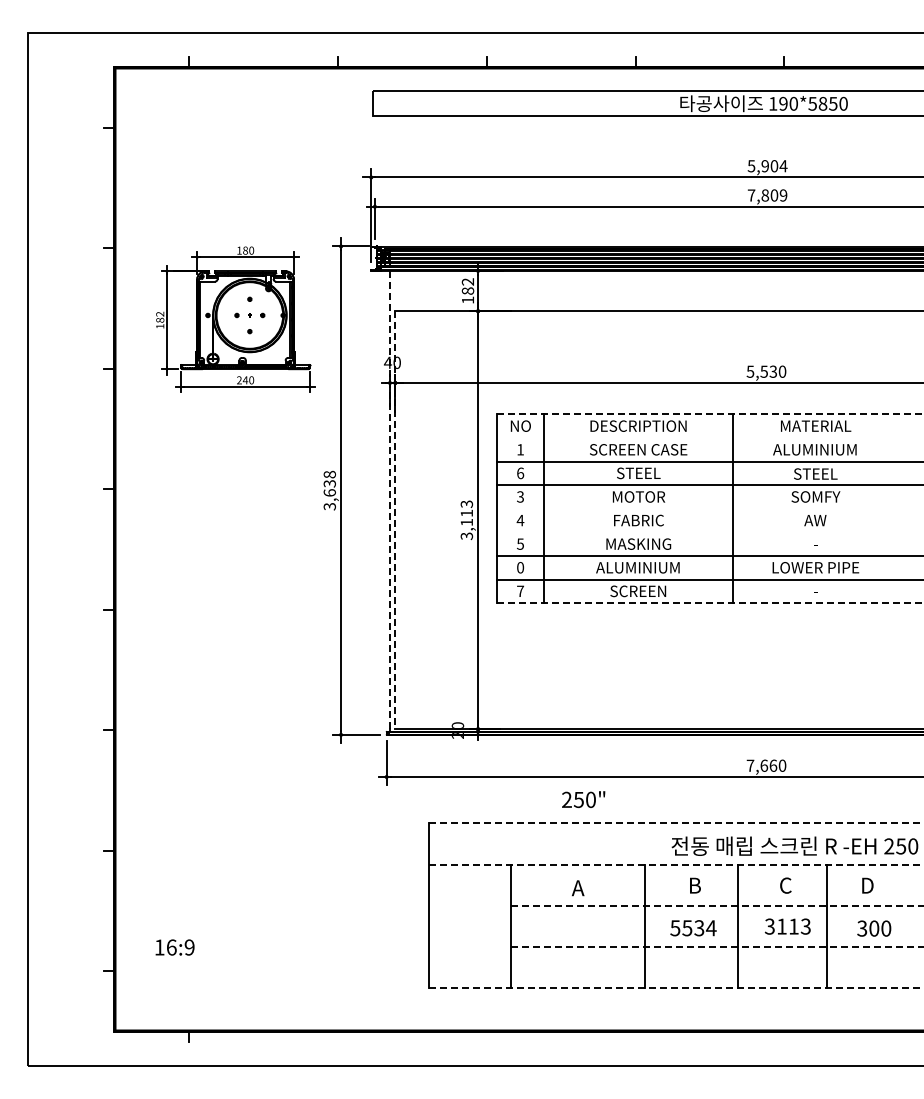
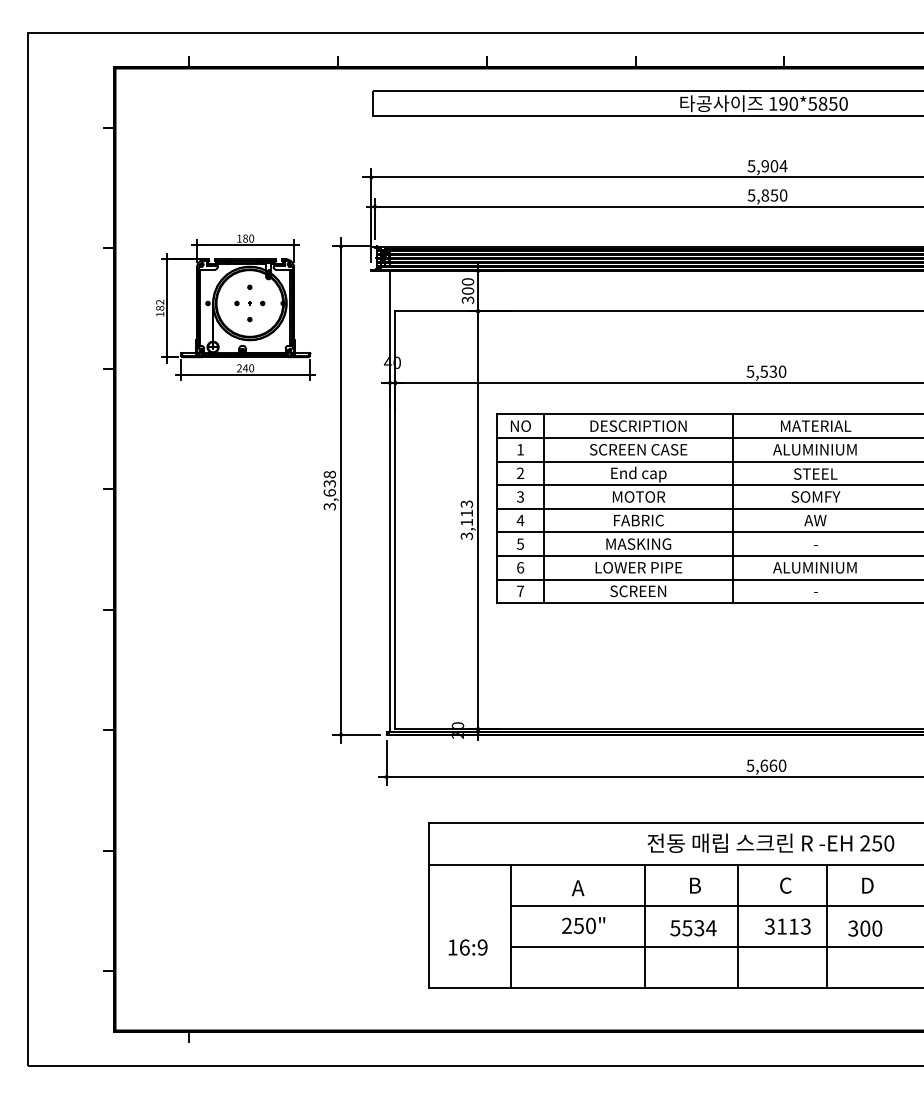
text: 7,809 -> 5,850 (767, 195)
text: 182 -> 300 (467, 291)
part position: (235, 319) -> (235, 307) (235, 307)
line: dashed -> solid (710, 414)
line: none -> present (708, 437)
text: 6 -> 2 (520, 473)
text: STEEL -> End cap (638, 474)
line: dashed -> solid (389, 501)
line: none -> present (708, 508)
line: dashed -> solid (395, 520)
line: none -> present (708, 532)
text: 0 -> 6 (520, 567)
text: ALUMINIUM -> LOWER PIPE (638, 567)
text: LOWER PIPE -> ALUMINIUM (815, 567)
line: dashed -> solid (710, 603)
text: 7,660 -> 5,660 (750, 765)
text position: (583, 799) -> (583, 925) (583, 925)
line: dashed -> solid (676, 823)
text position: (794, 845) -> (770, 842) (770, 842)
line: dashed -> solid (676, 864)
line: dashed -> solid (717, 905)
text position: (874, 928) -> (865, 928) (865, 928)
text position: (174, 947) -> (467, 947) (467, 947)
line: dashed -> solid (717, 947)
line: dashed -> solid (676, 988)
